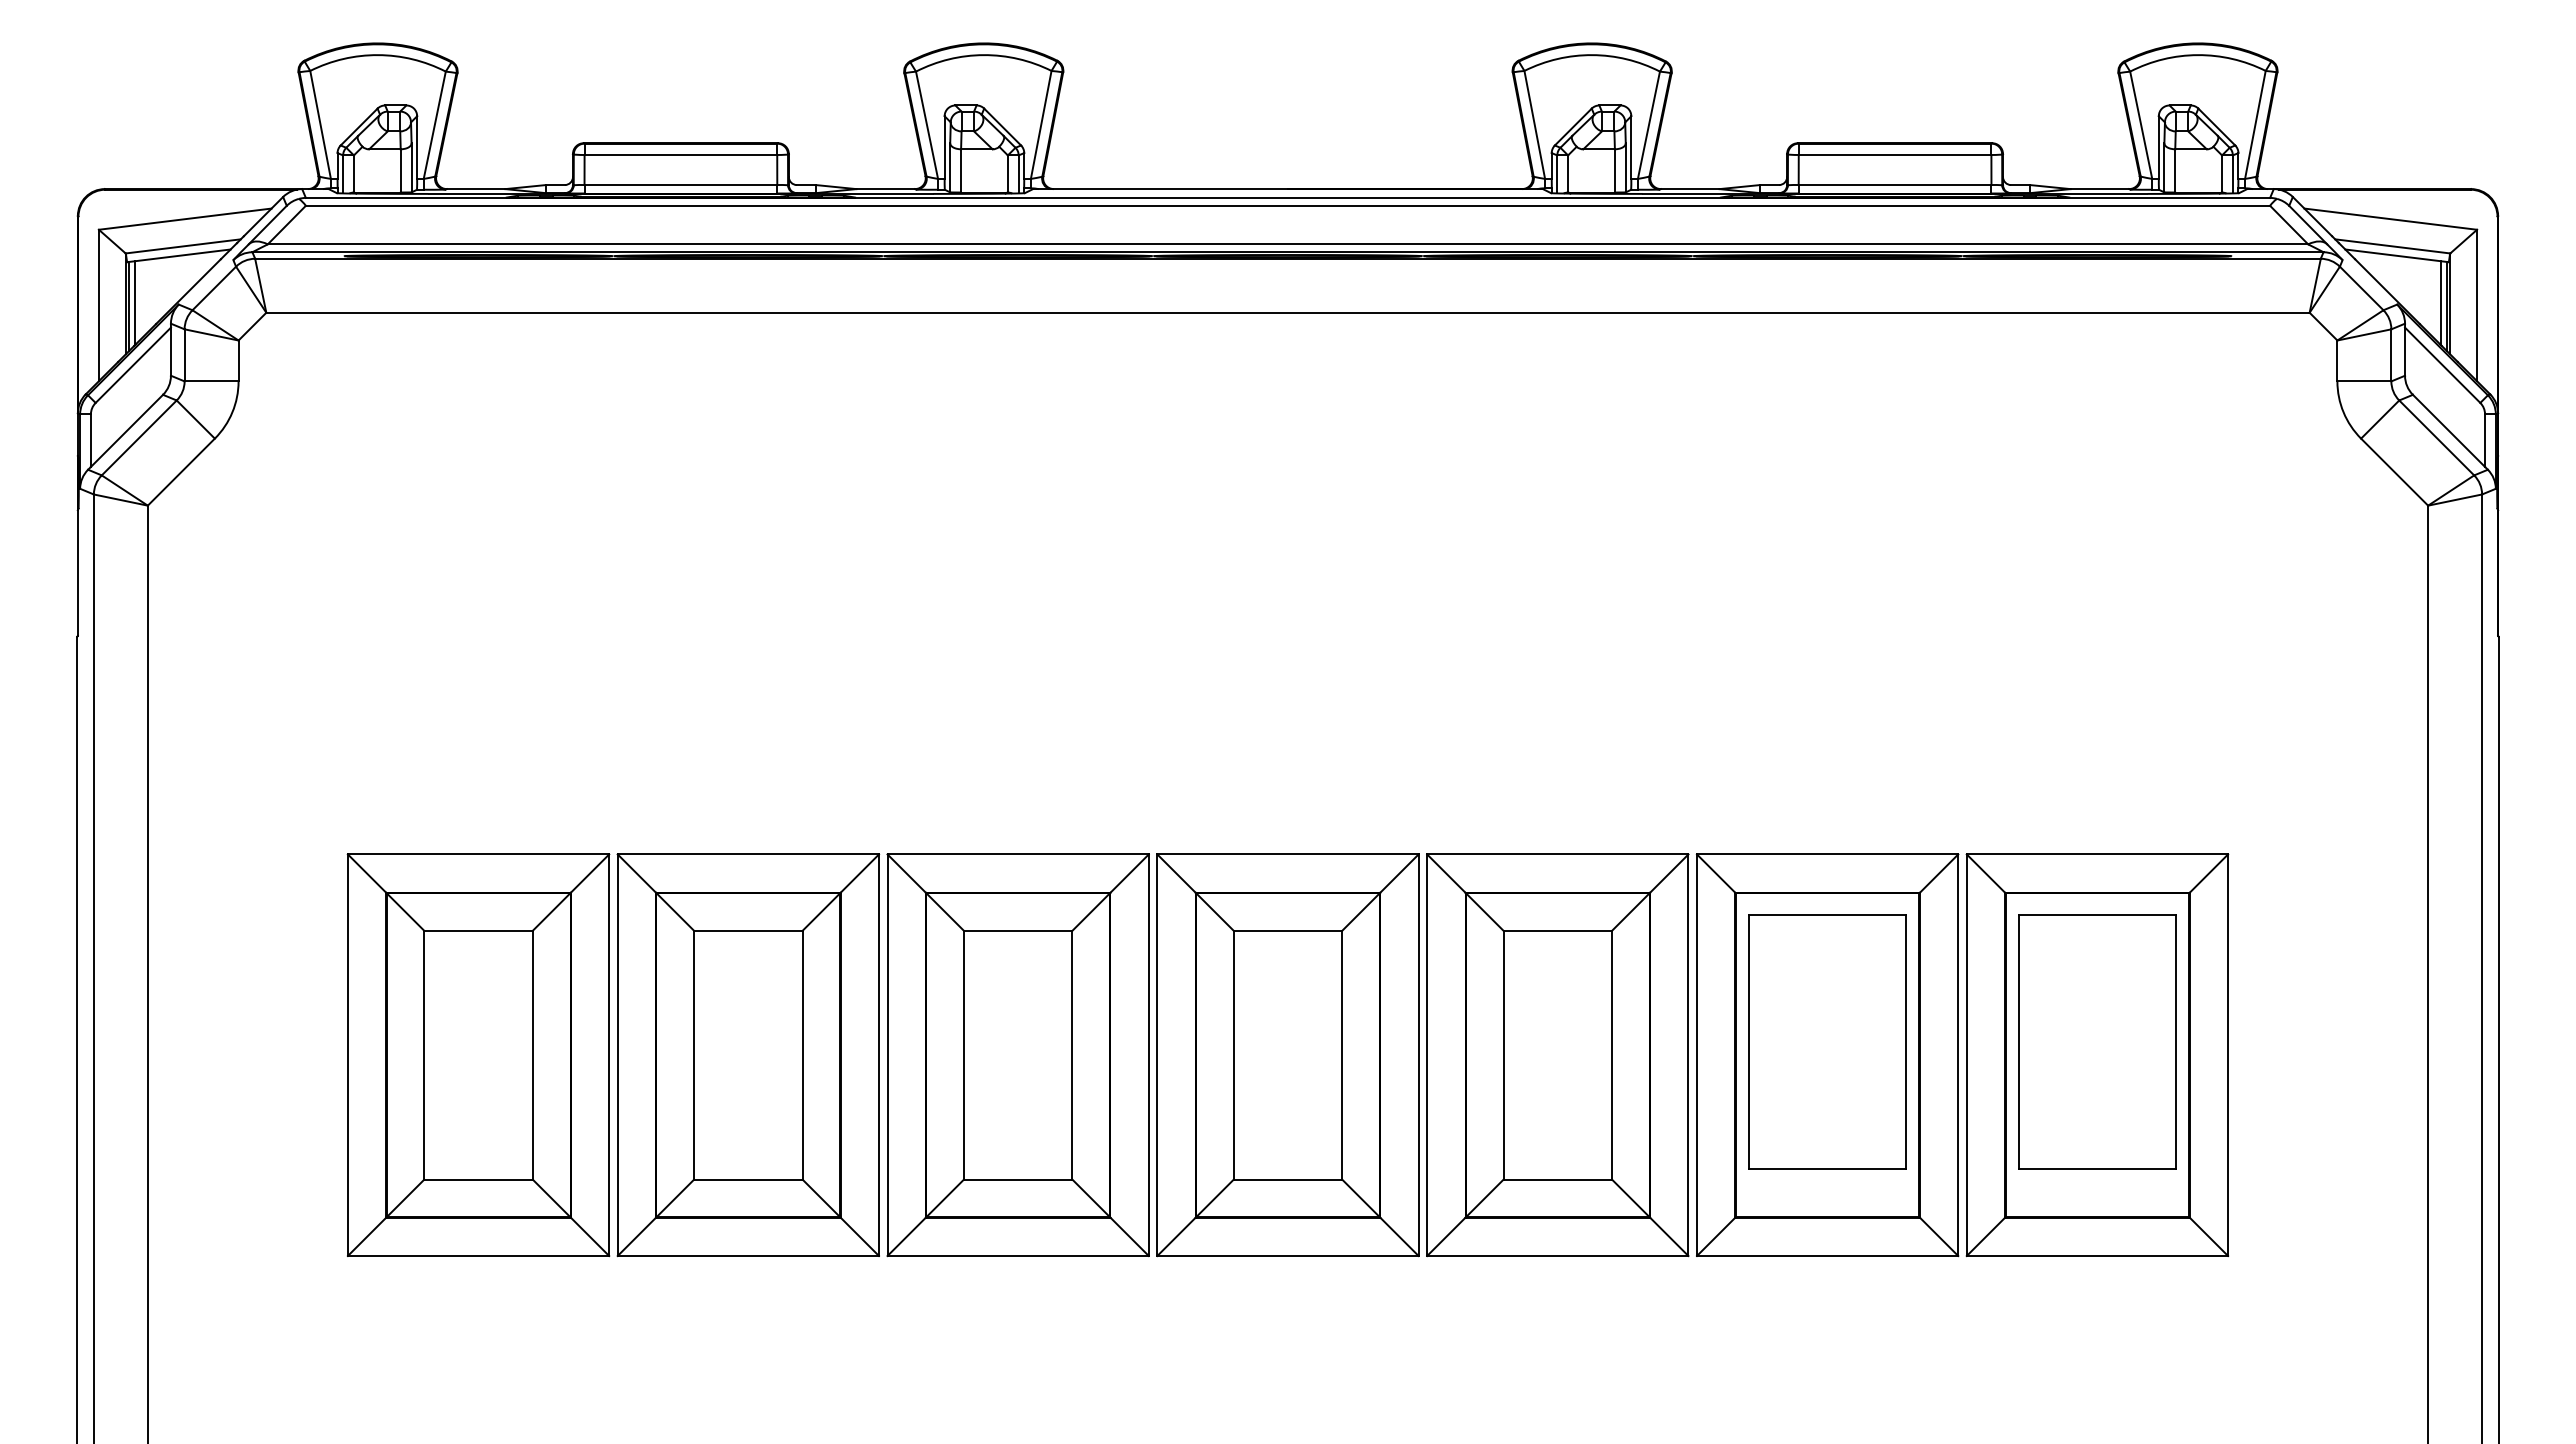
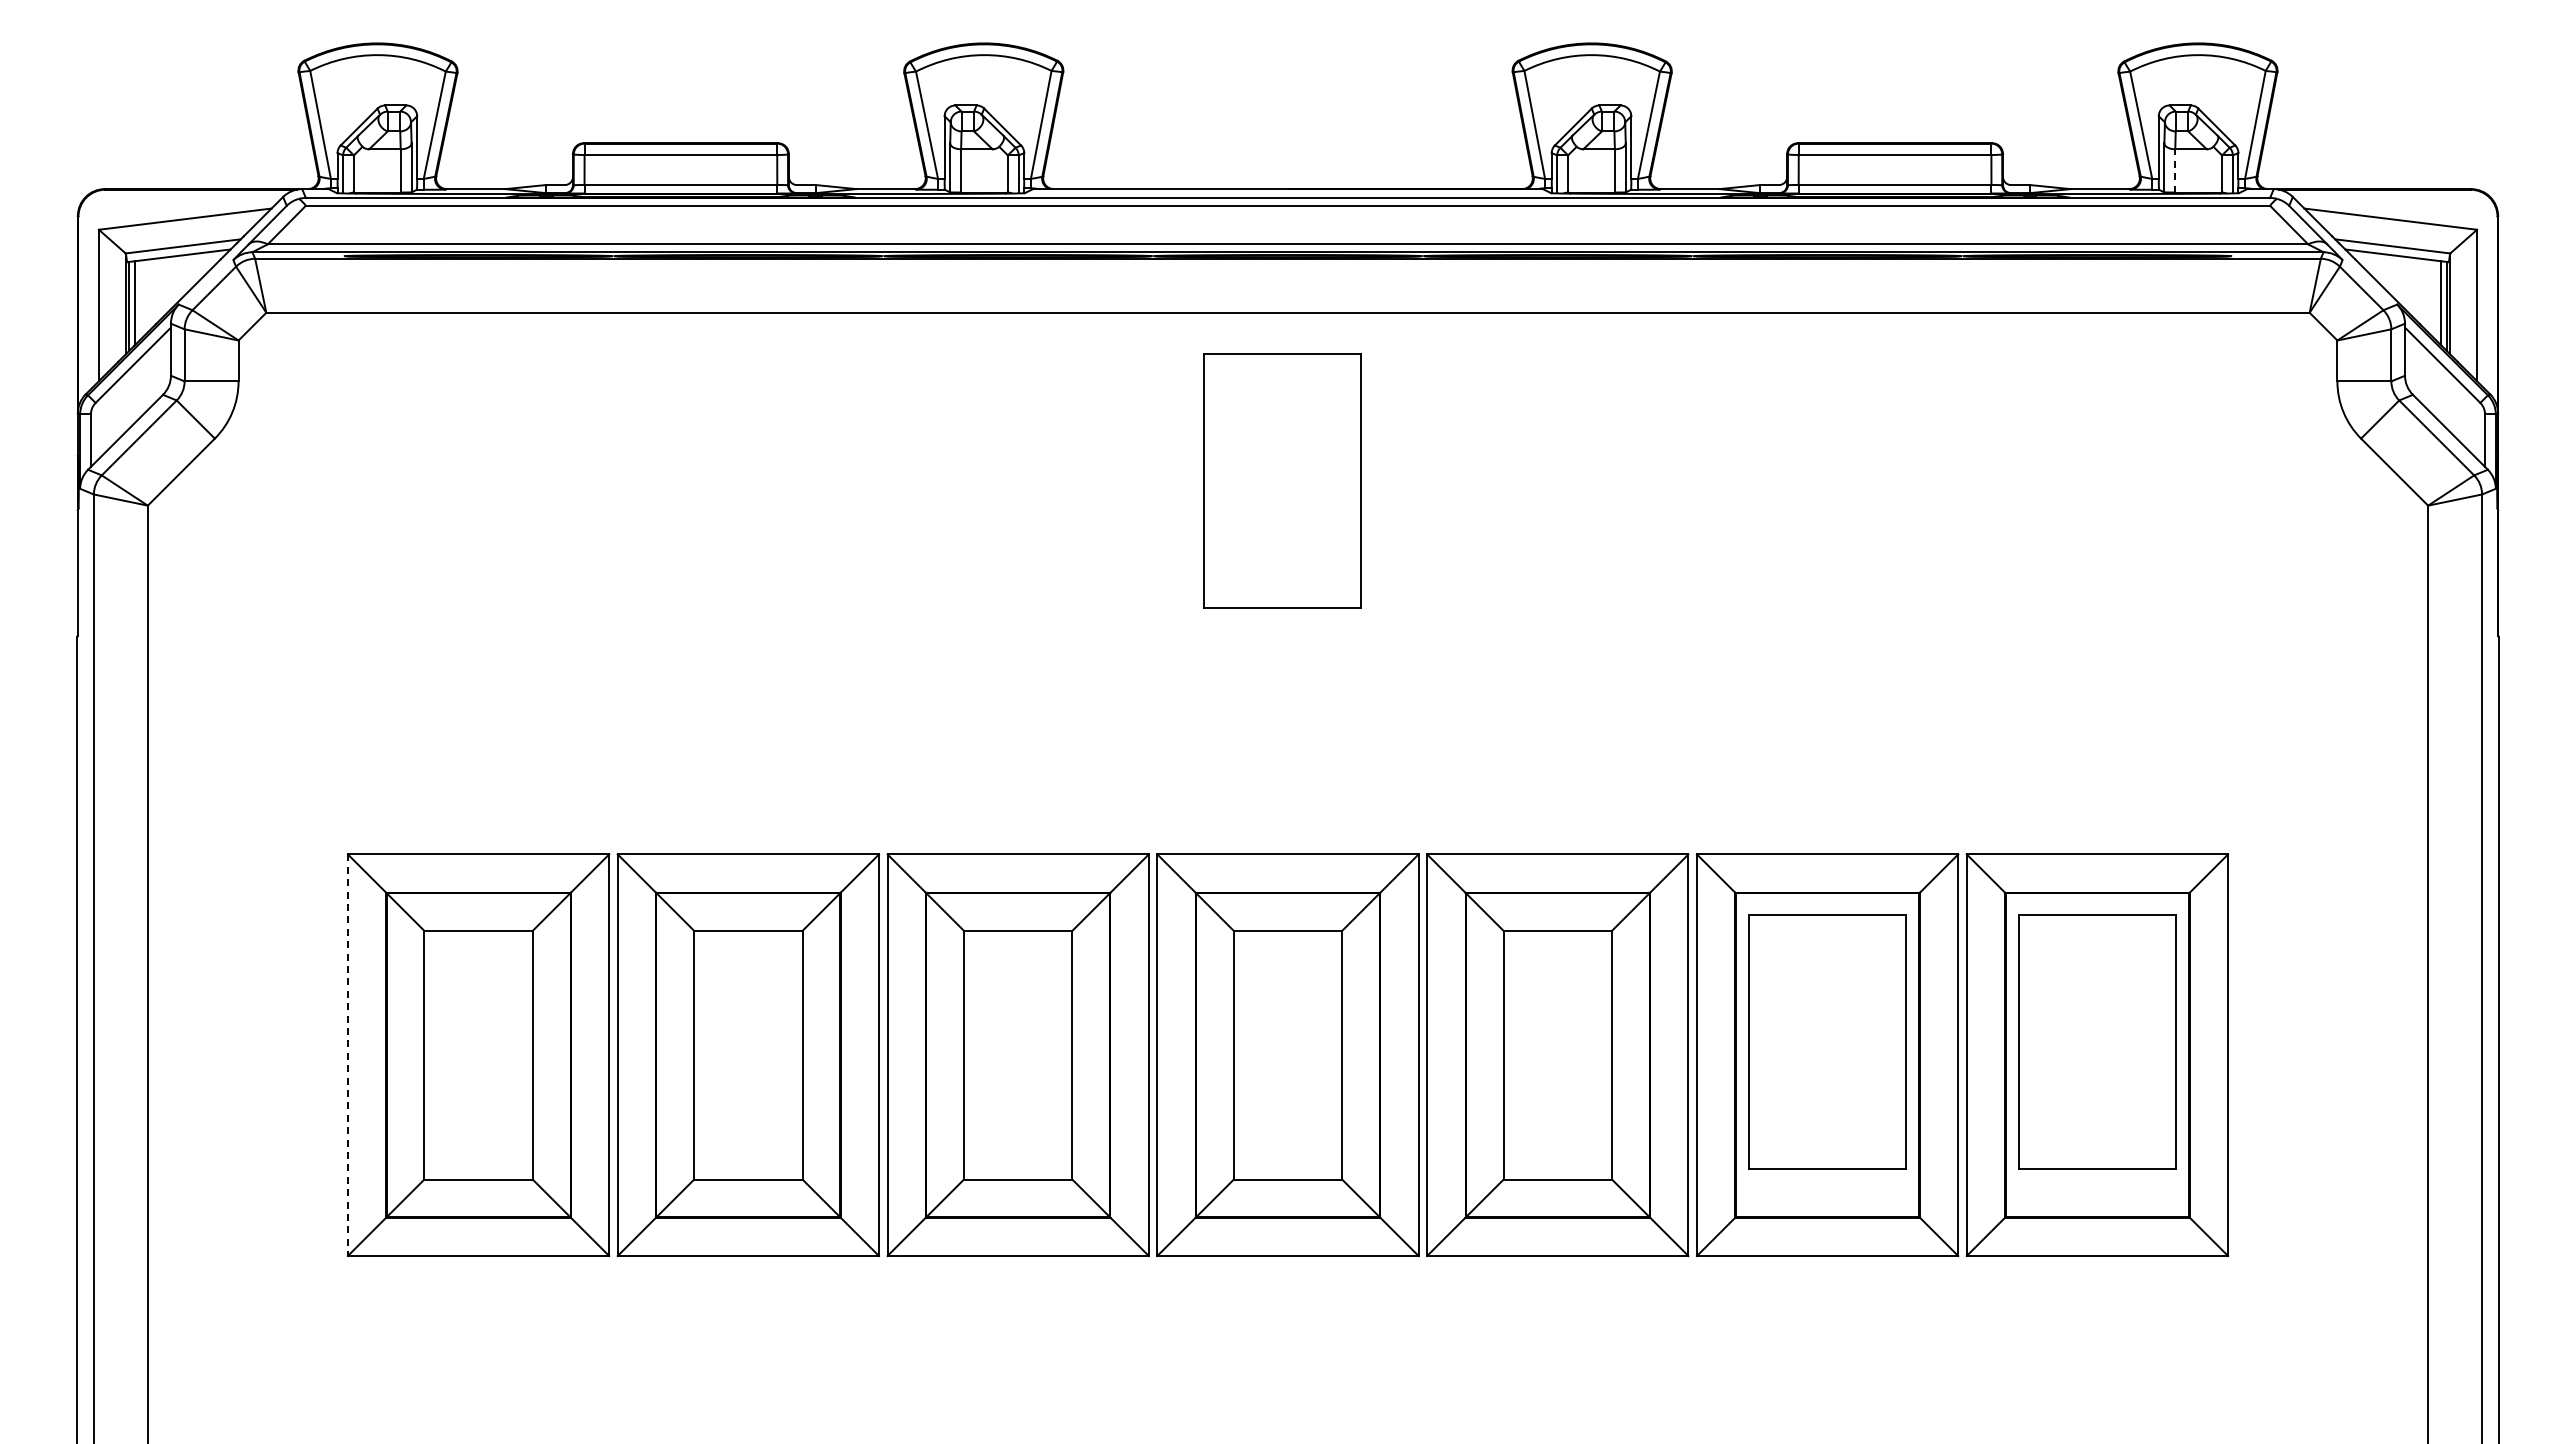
line: solid -> dashed (2175, 170)
part: none -> present (1282, 480)
line: solid -> dashed (347, 1055)
